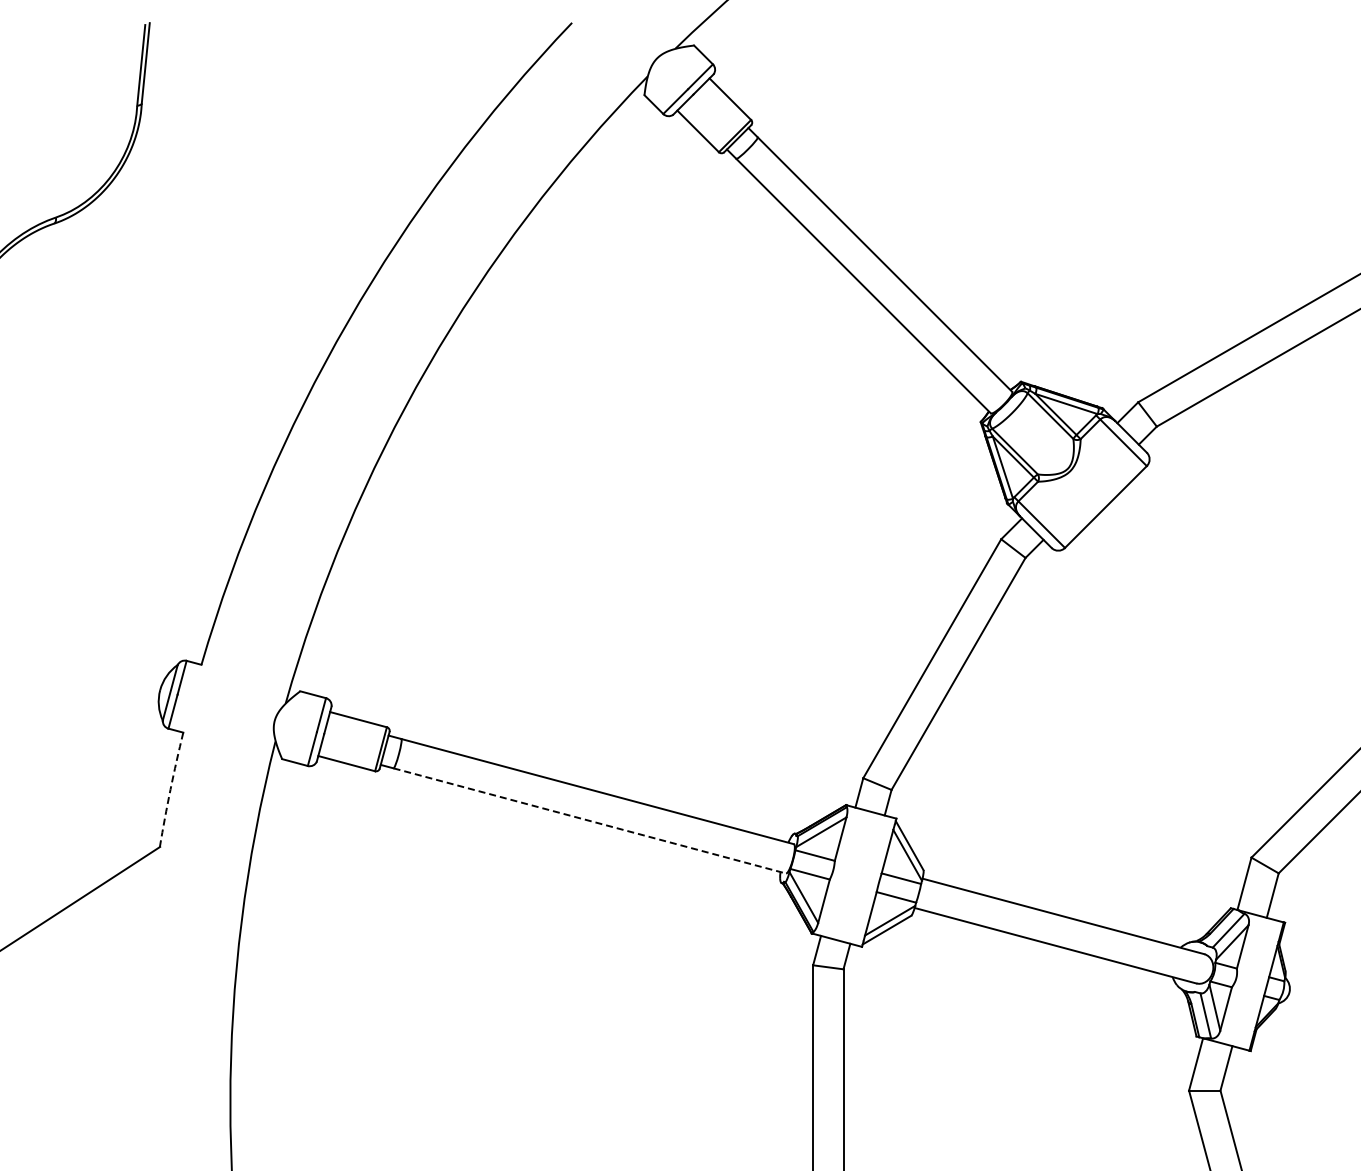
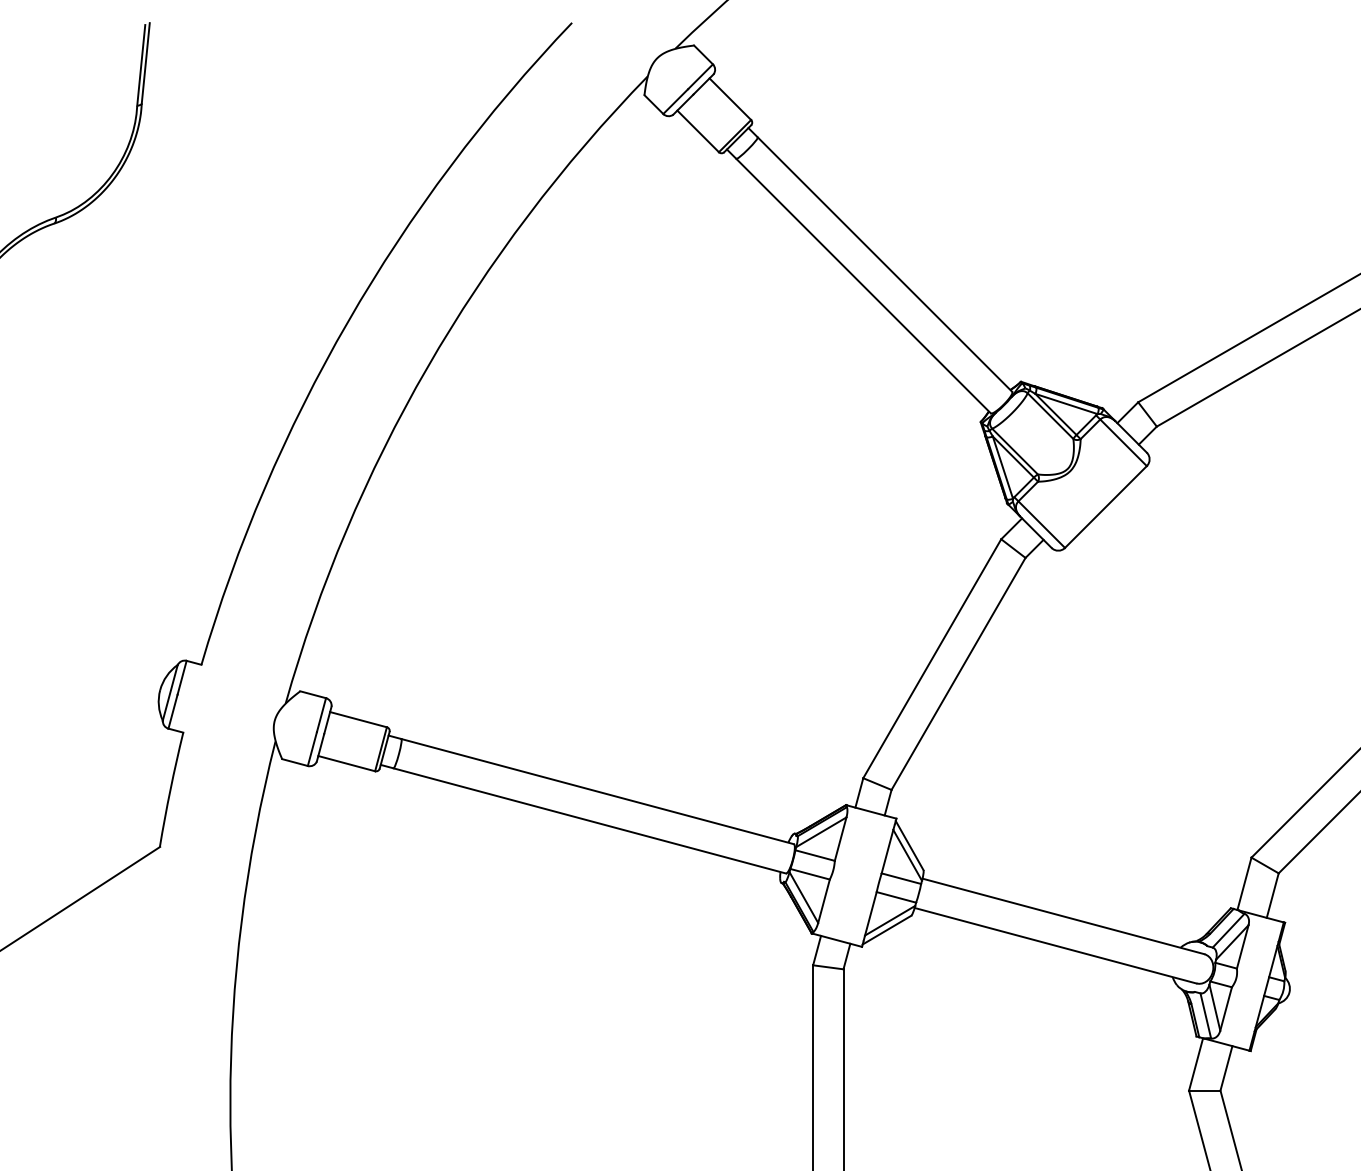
arc: dashed -> solid (170, 789)
line: dashed -> solid (590, 821)
